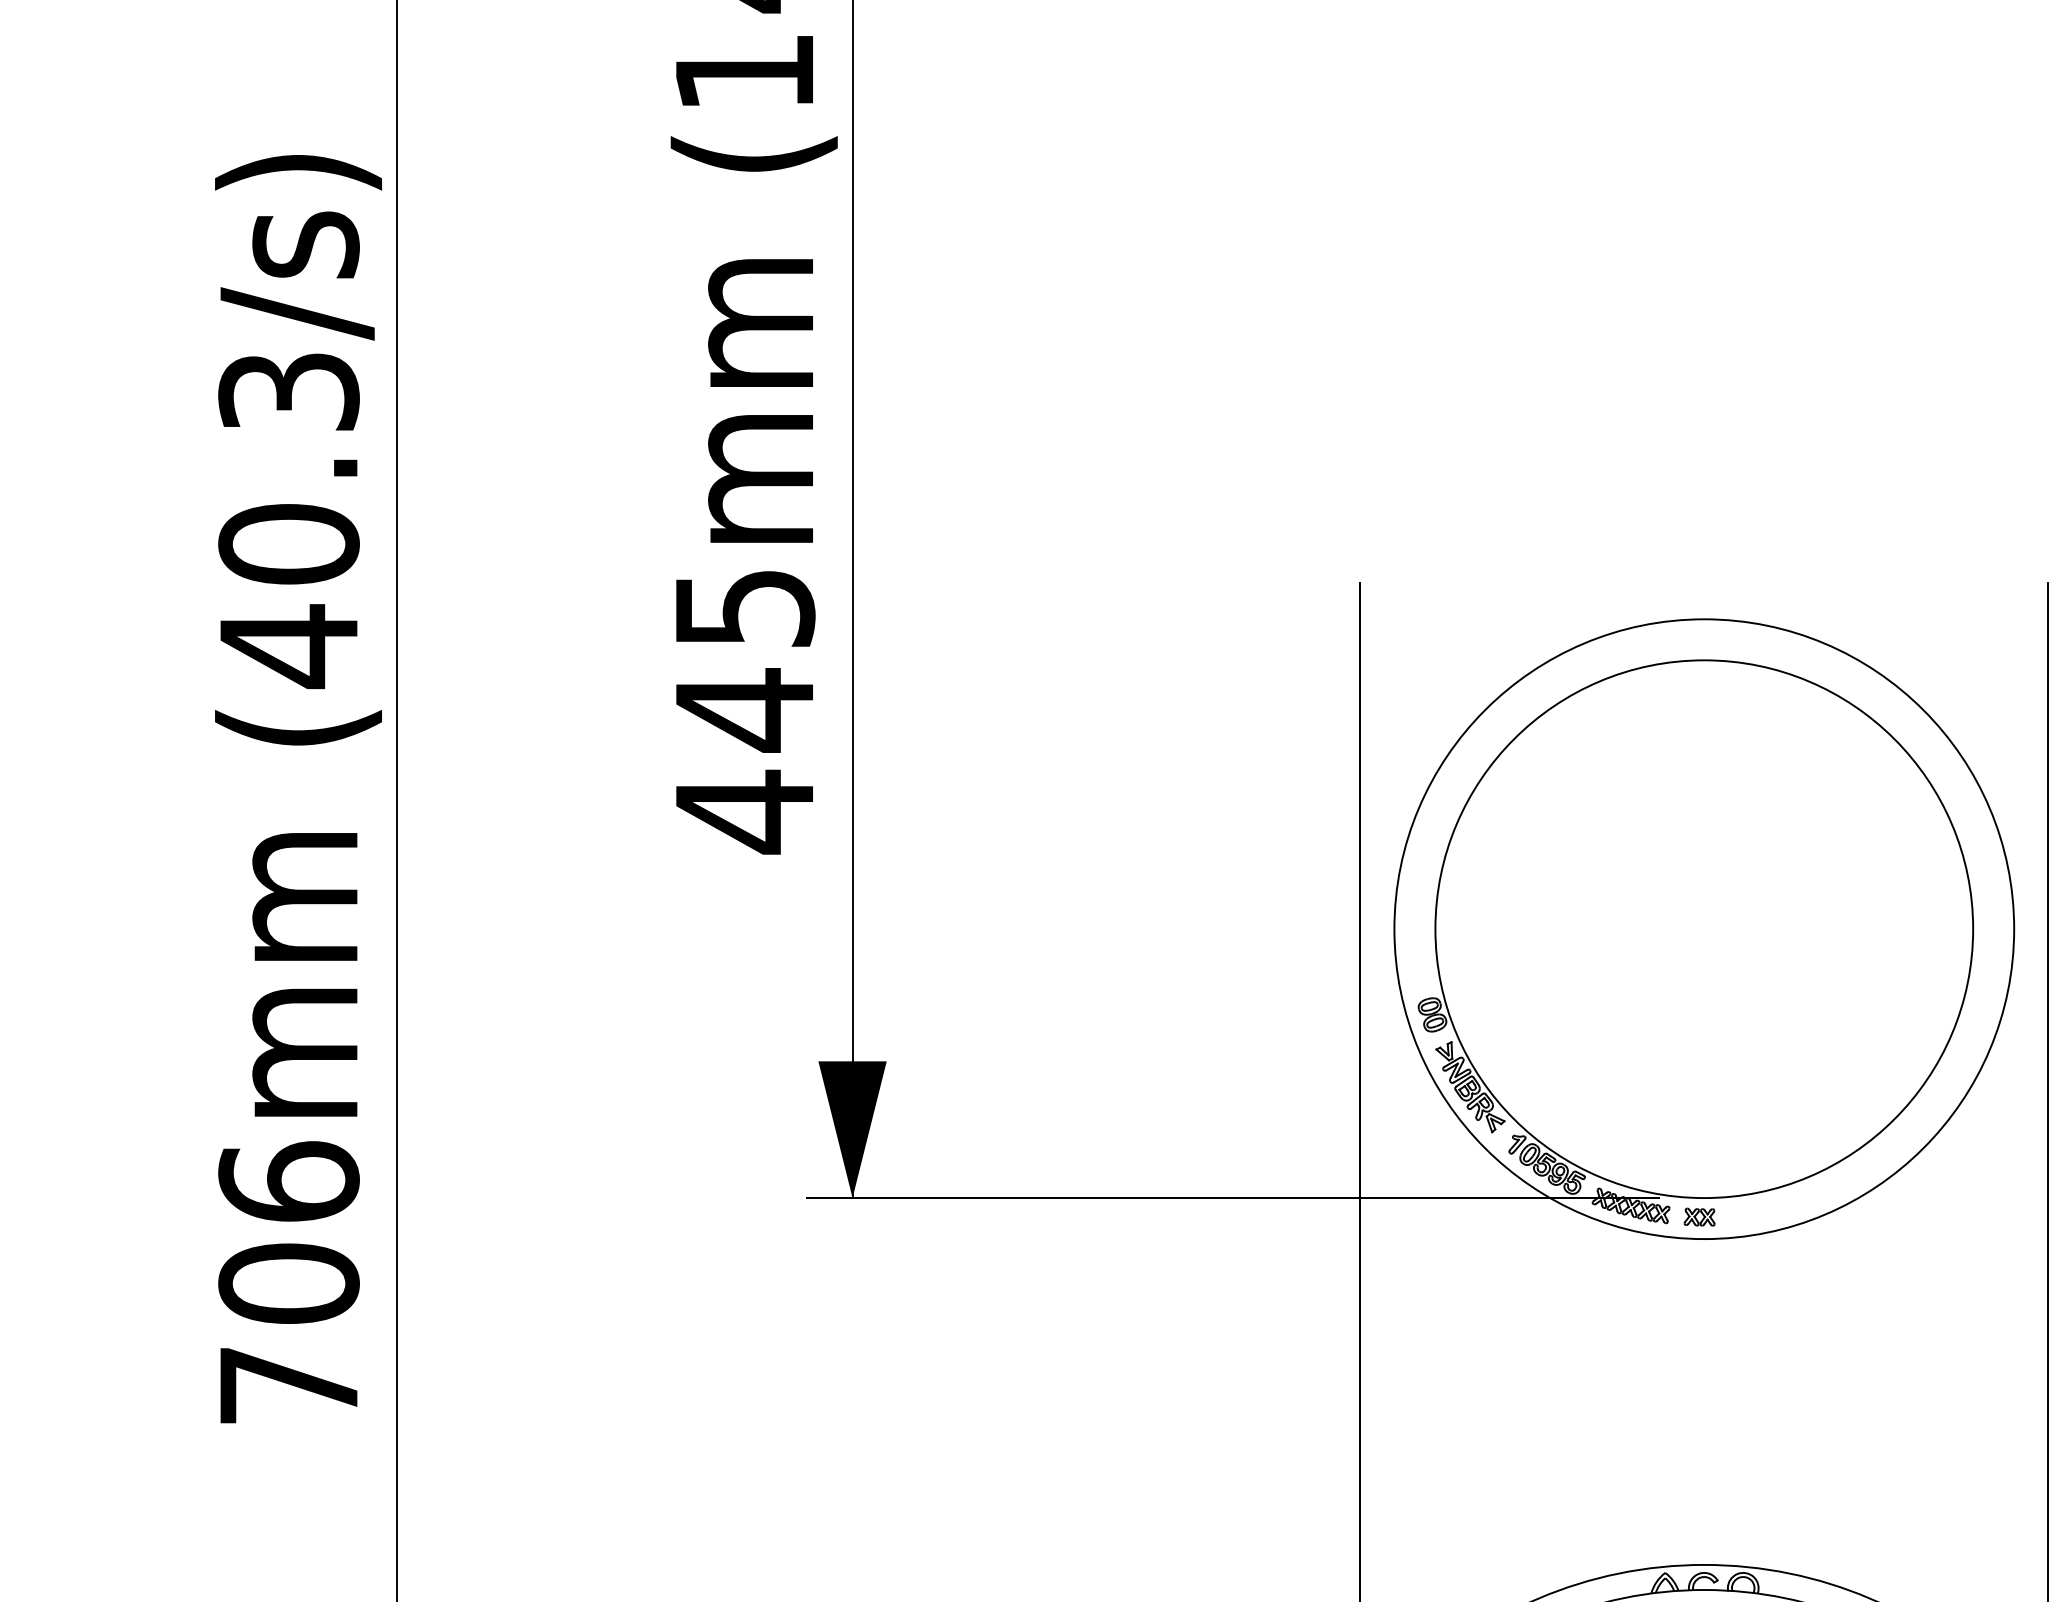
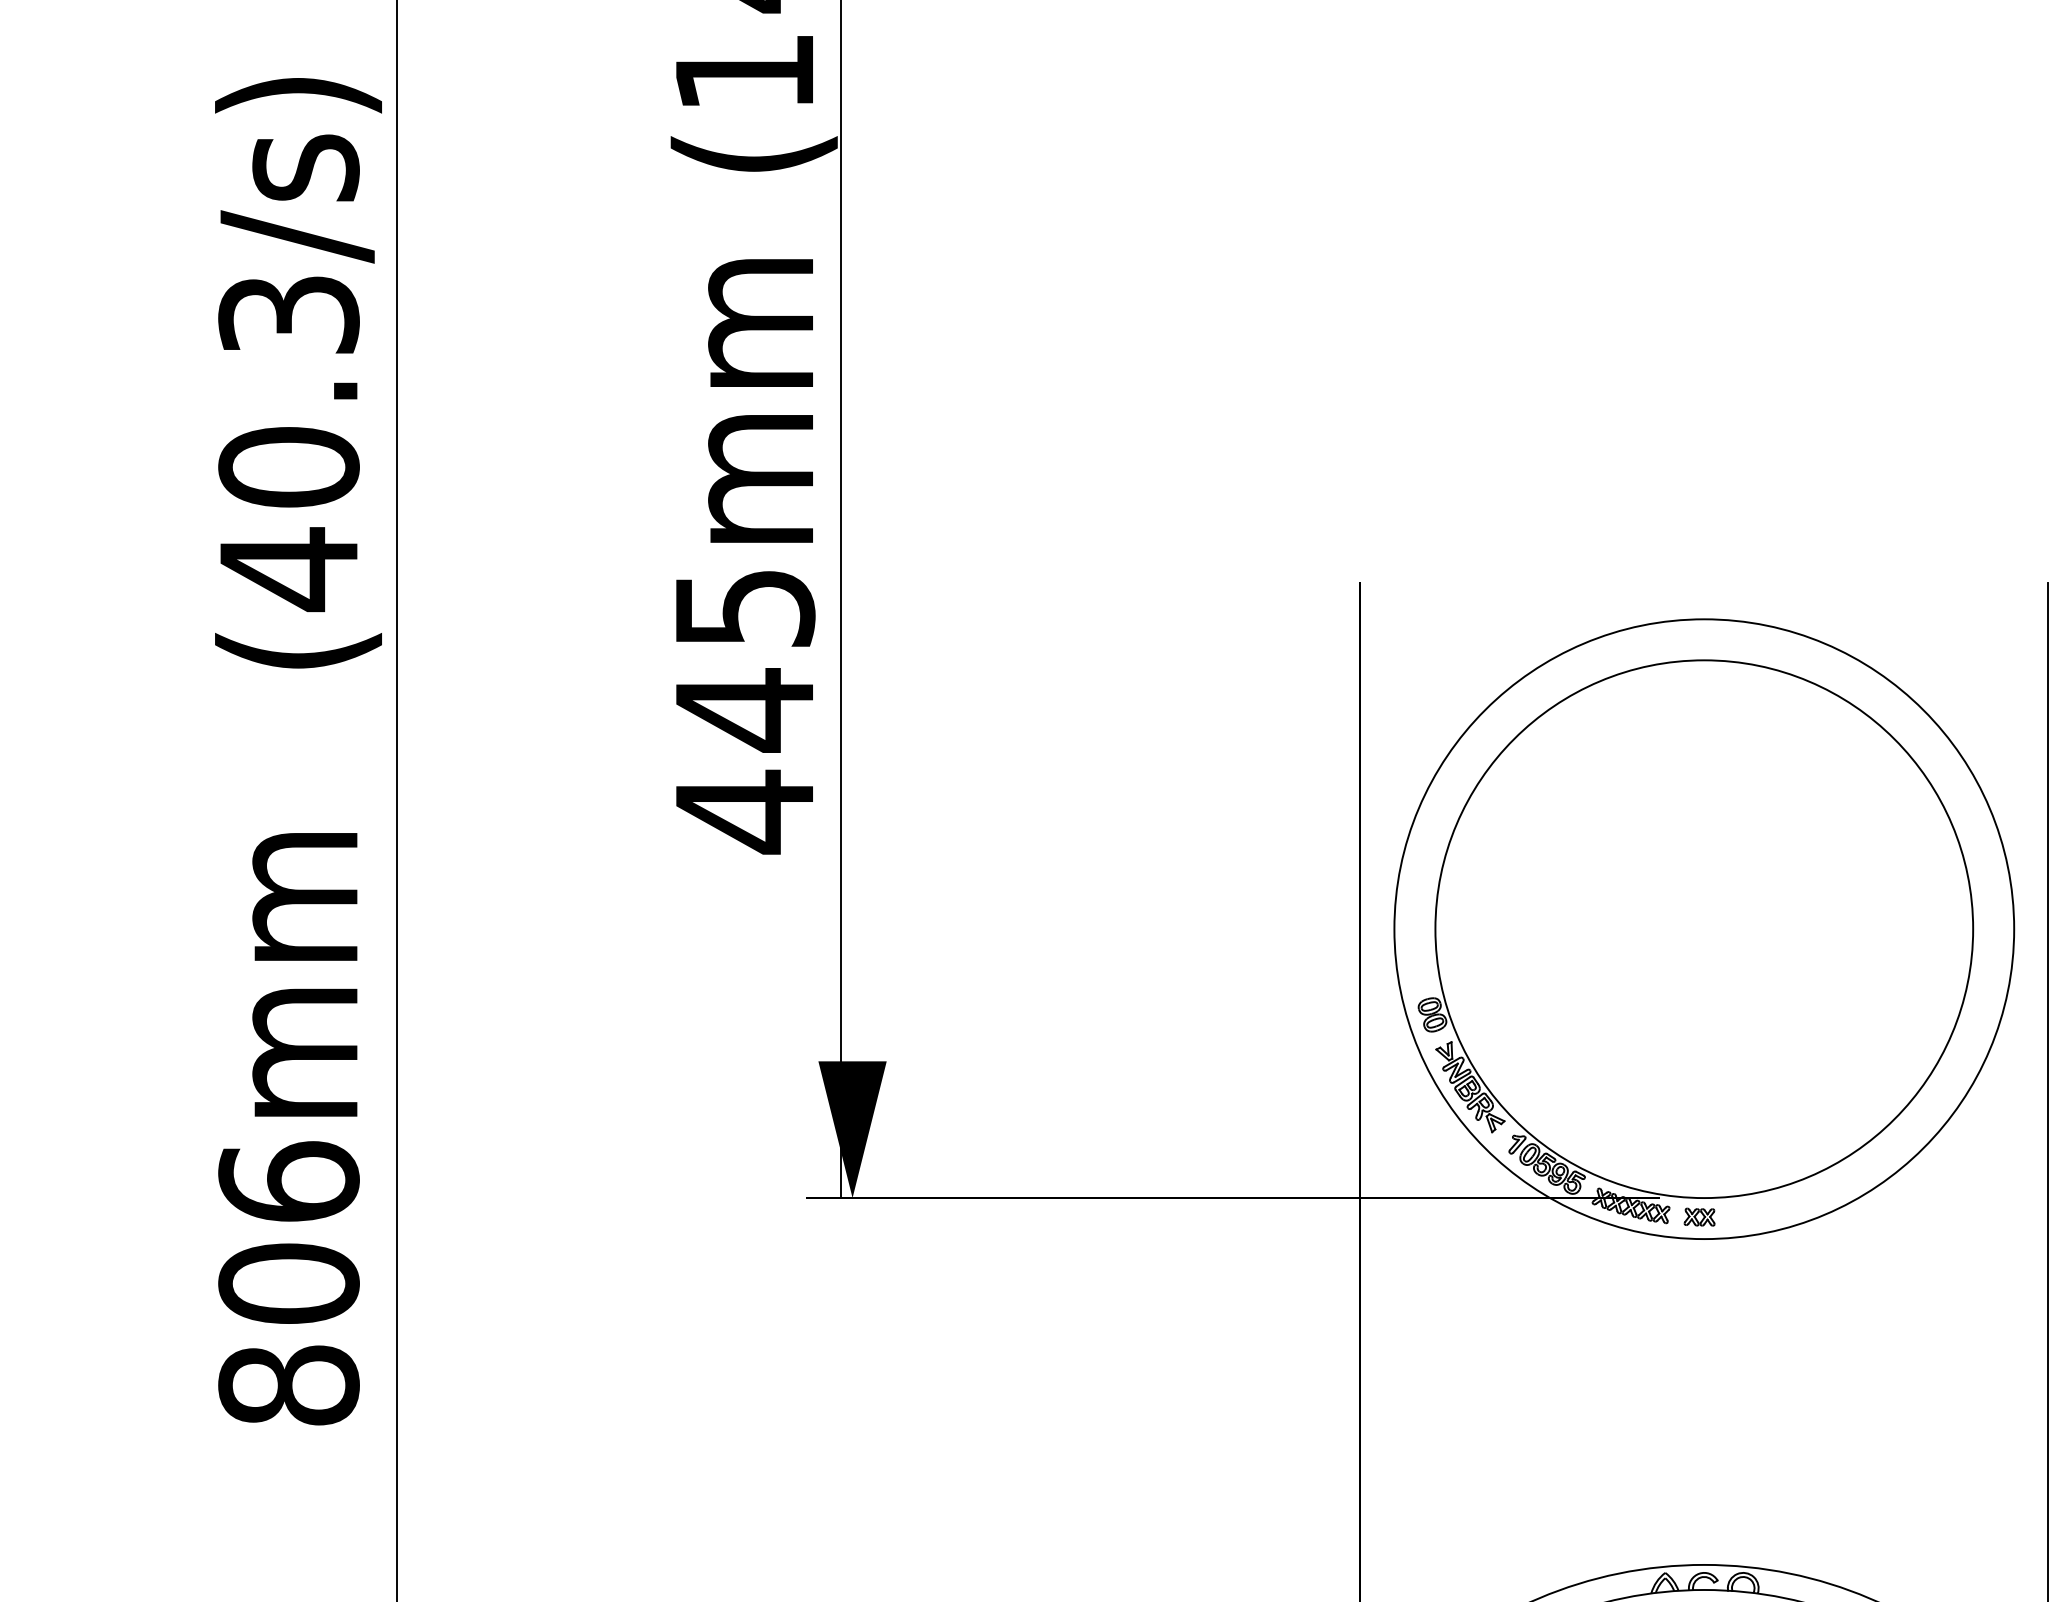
text position: (298, 450) -> (298, 373) (298, 373)
line position: (852, 600) -> (840, 600) (840, 600)
text: 706mm -> 806mm (288, 1385)
